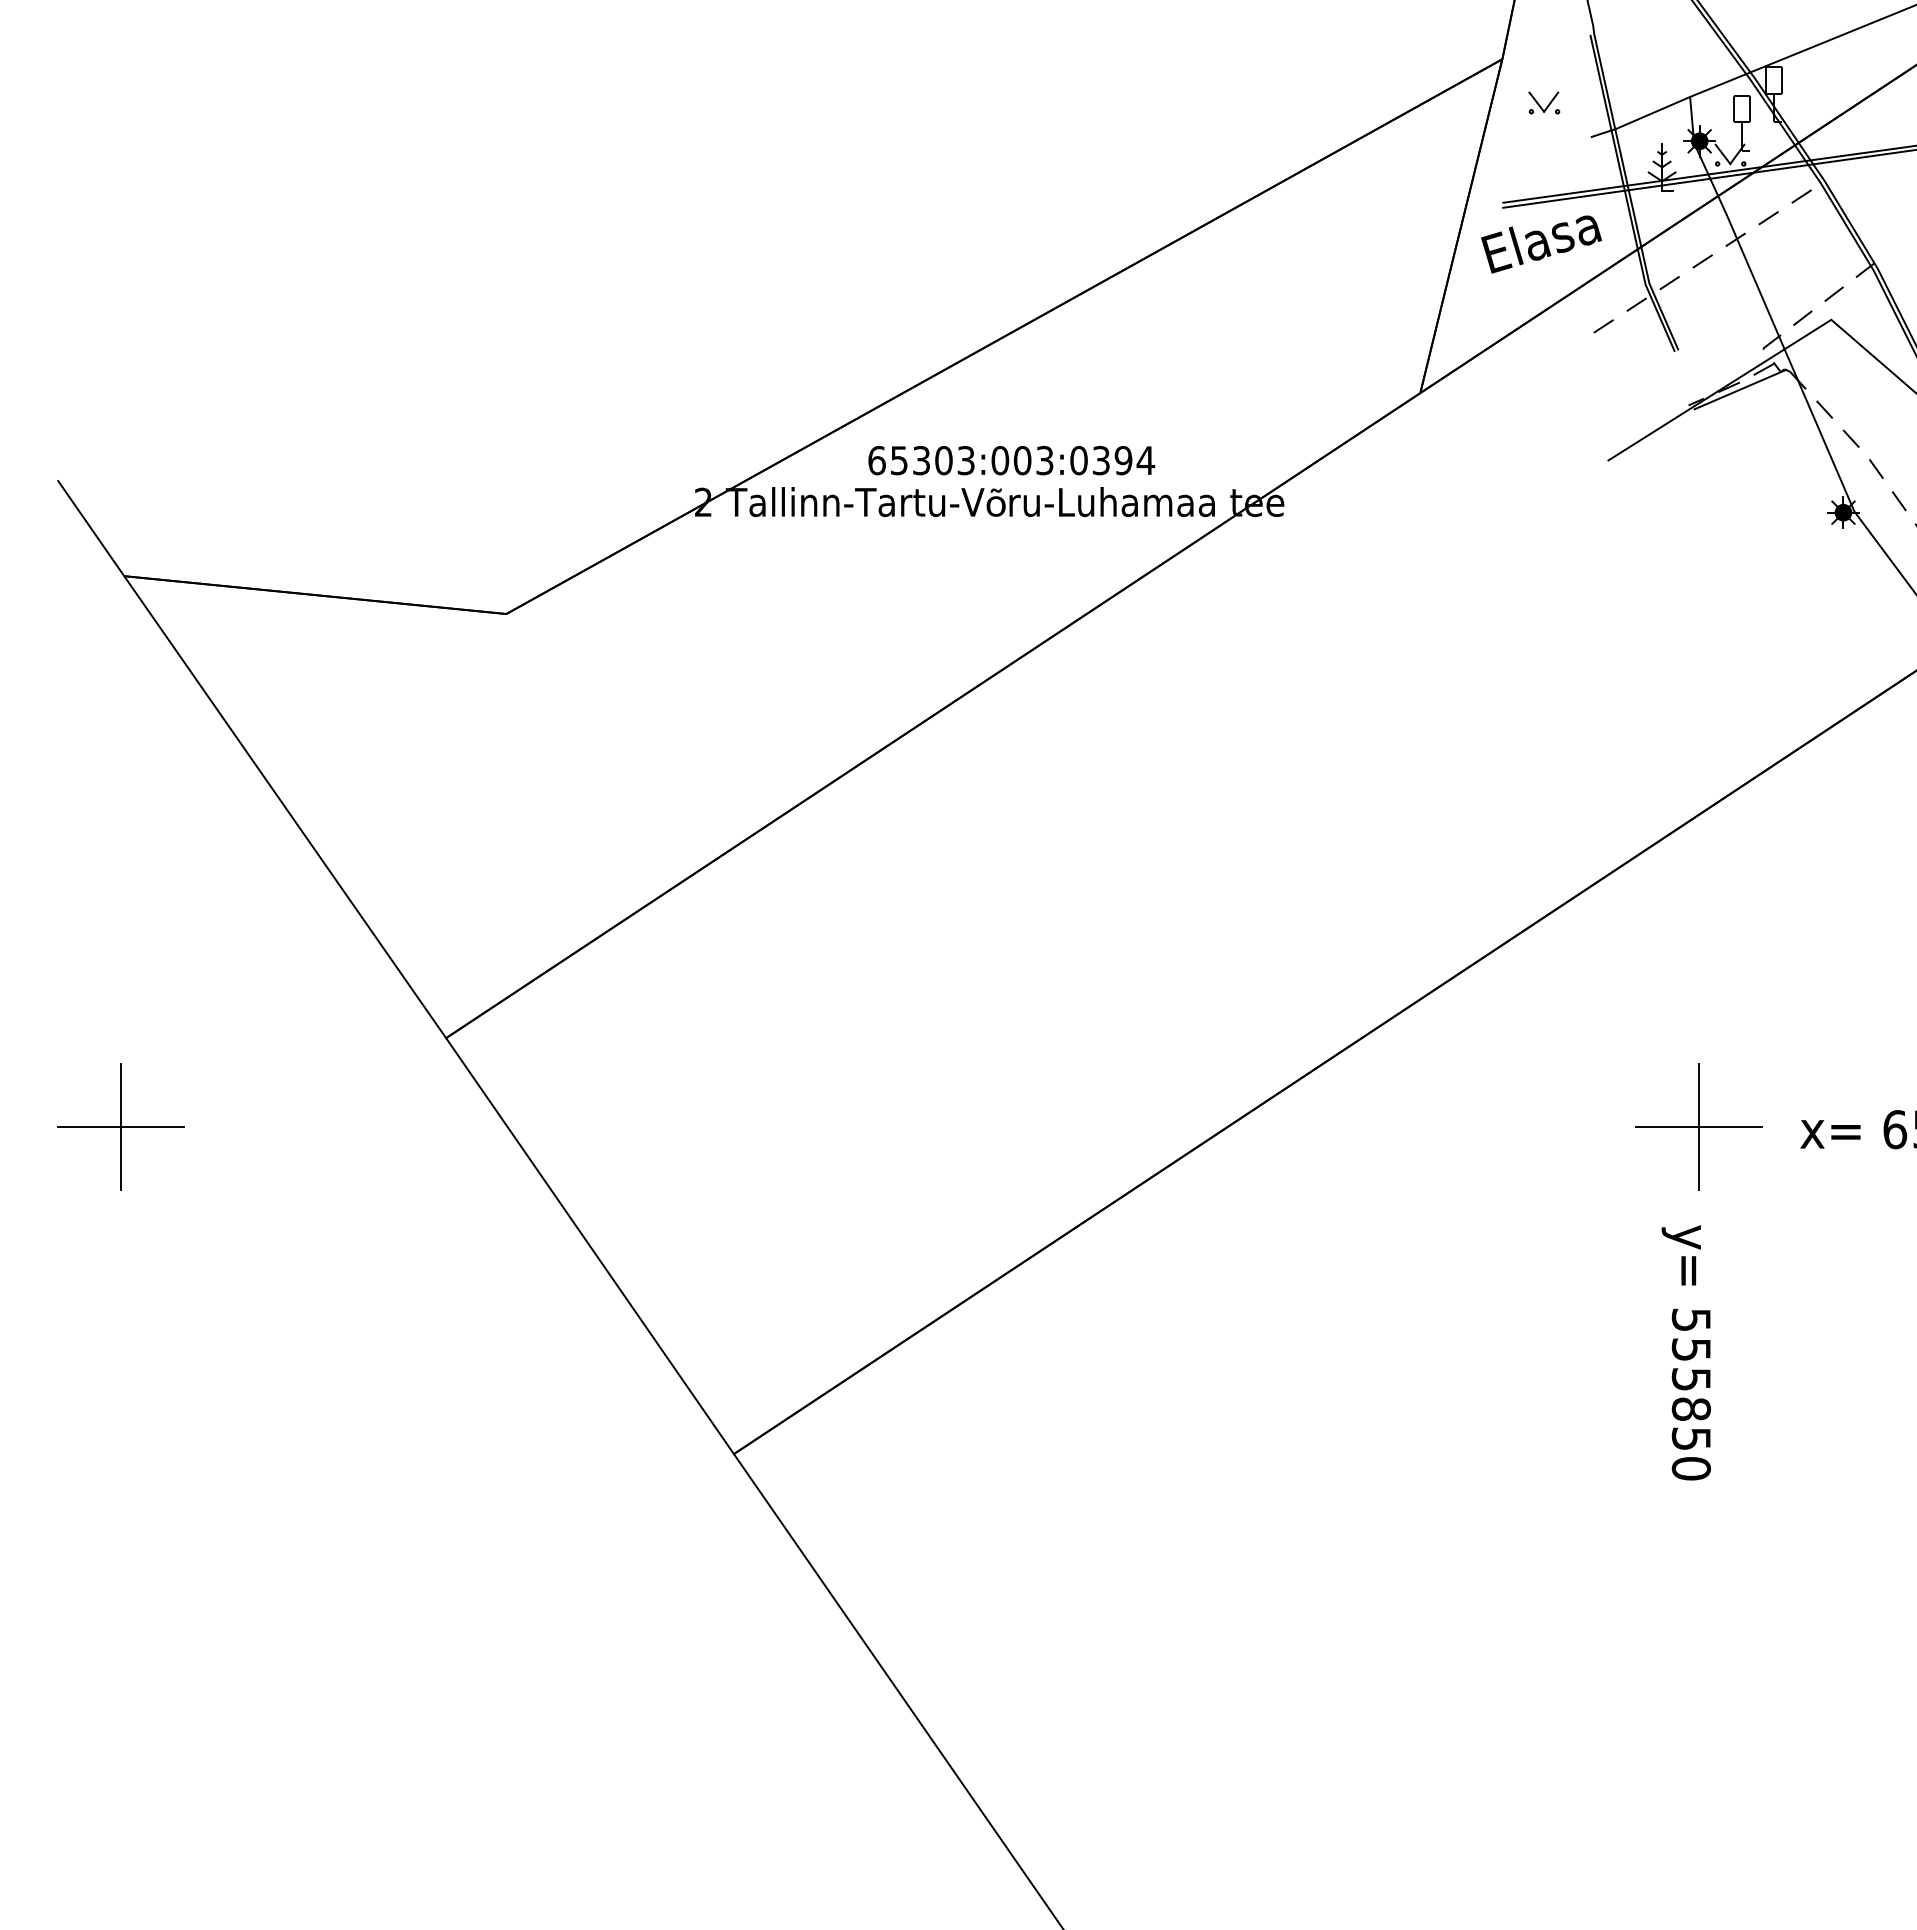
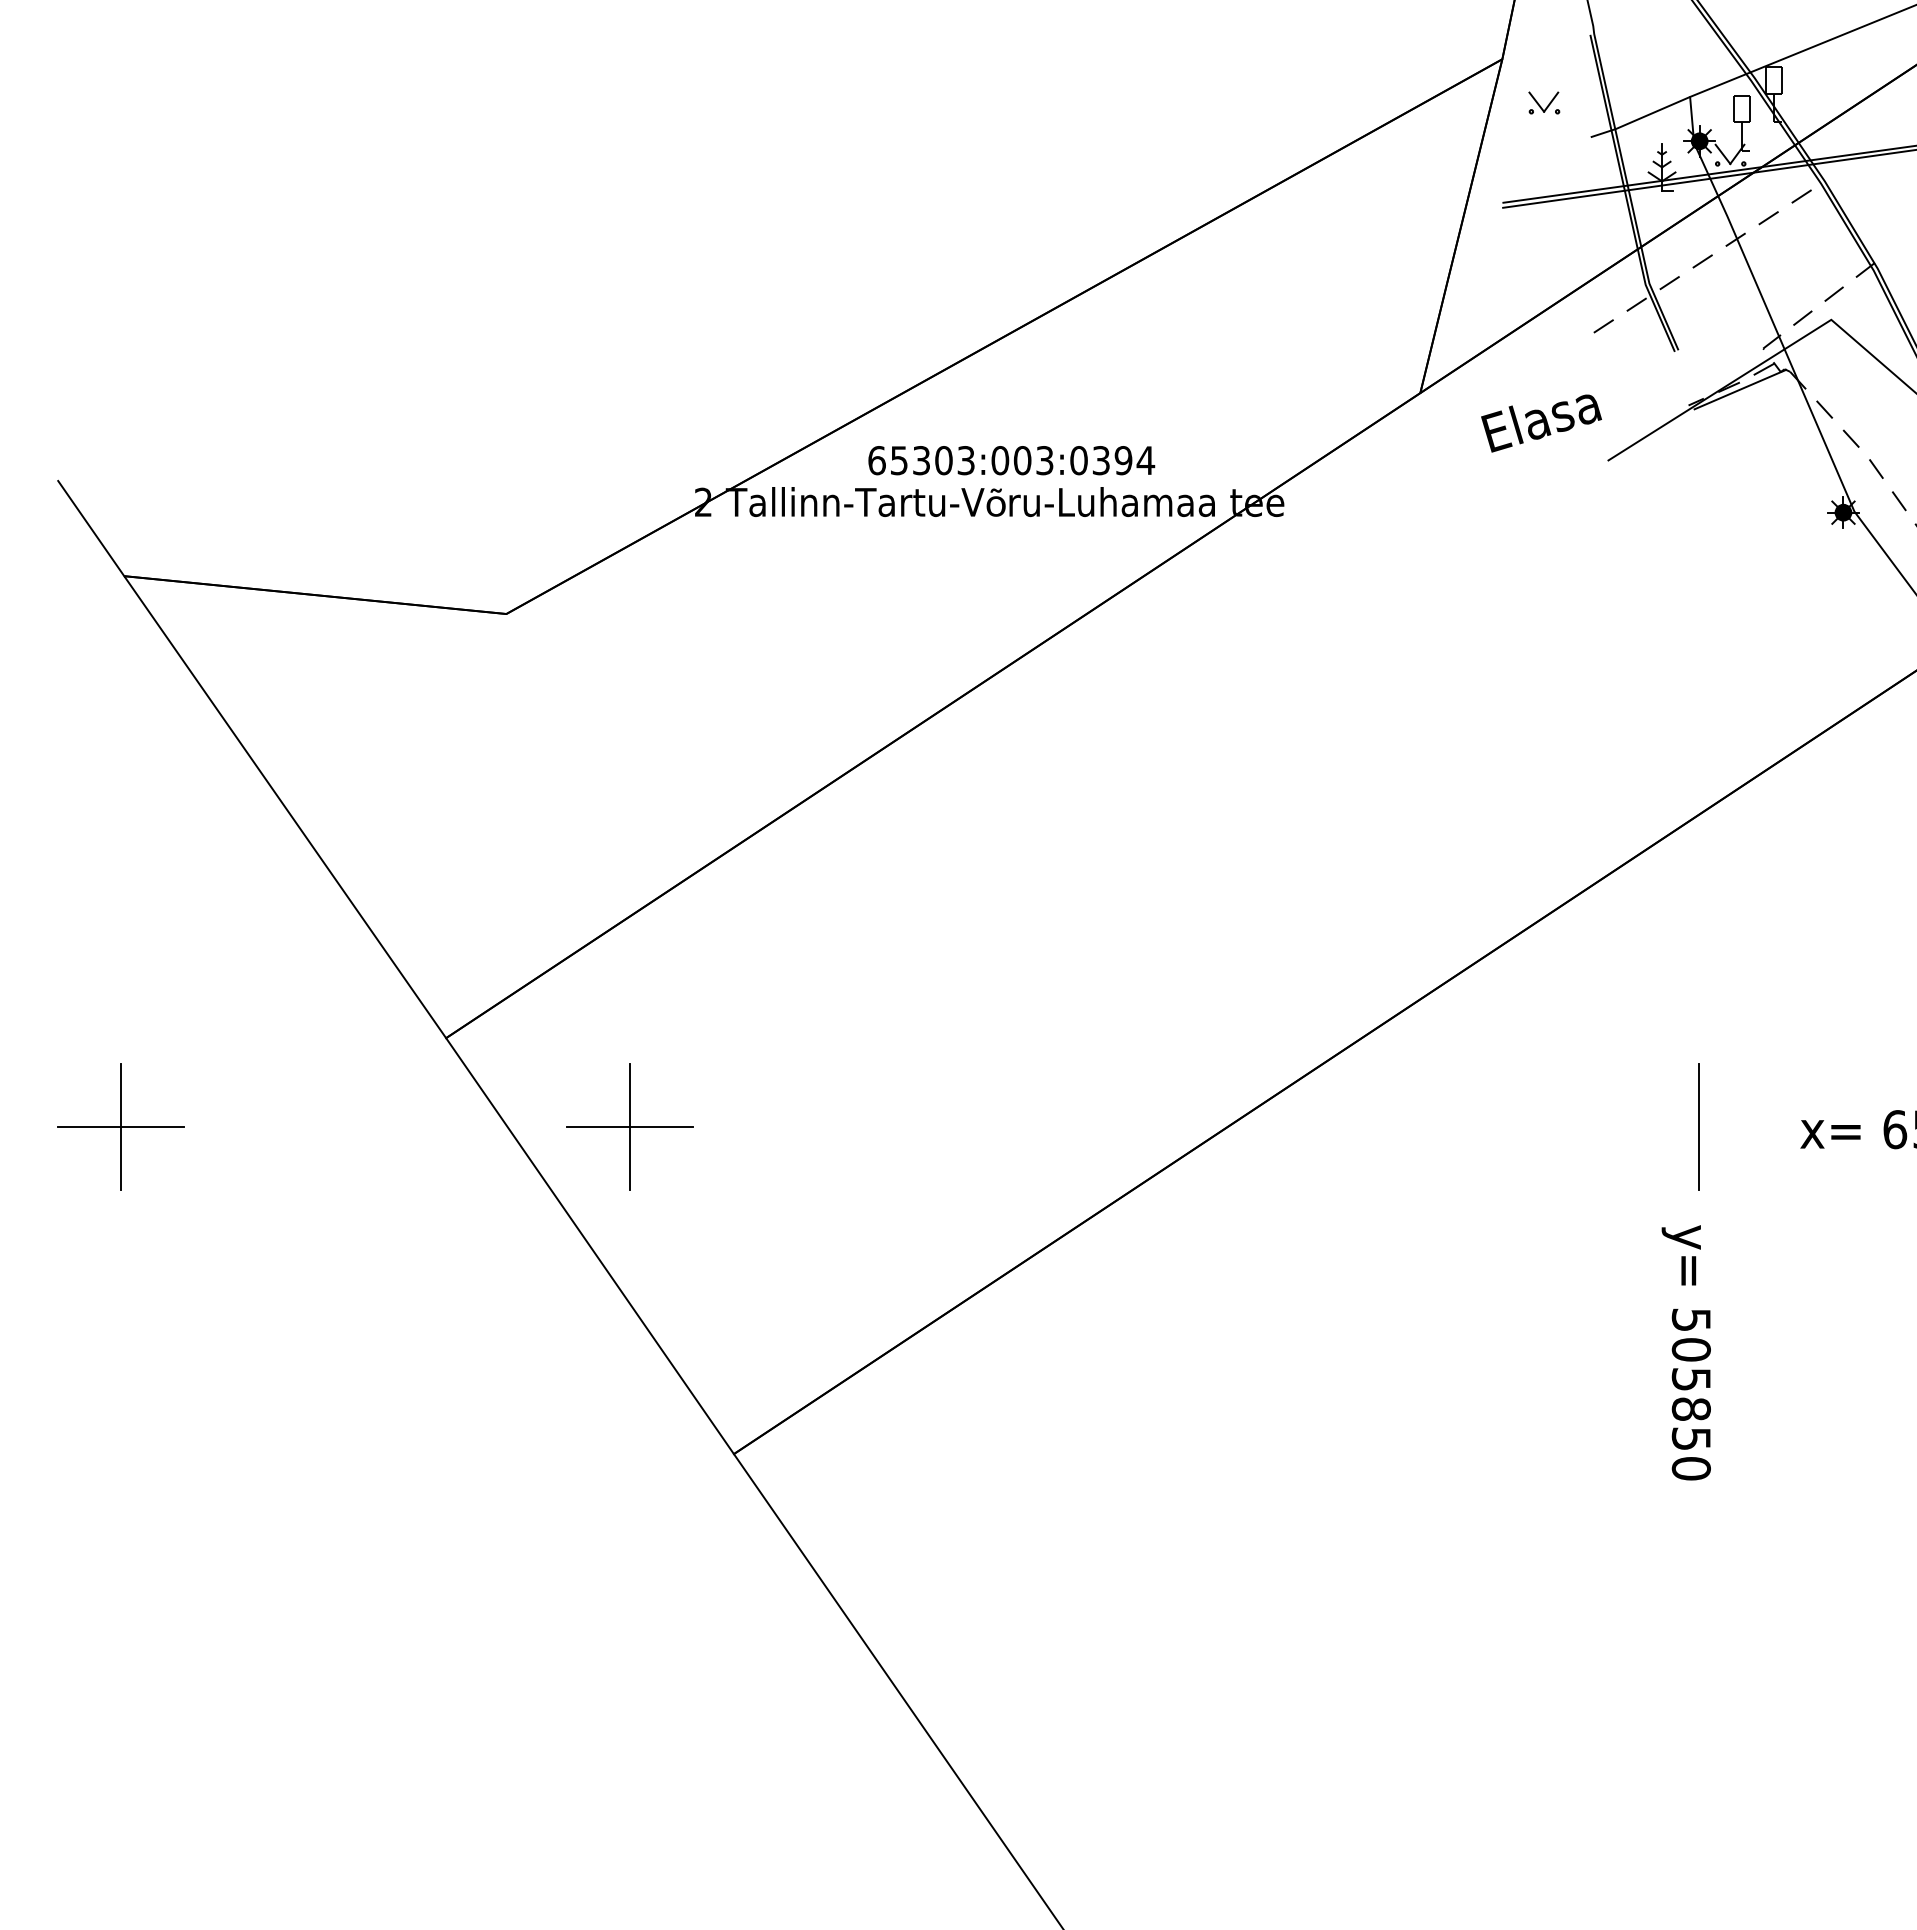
text position: (1541, 244) -> (1541, 423) (1541, 423)
part: none -> present (629, 1126)
line: present -> none (1698, 1127)
text: 555850 -> 505850 (1690, 1349)
